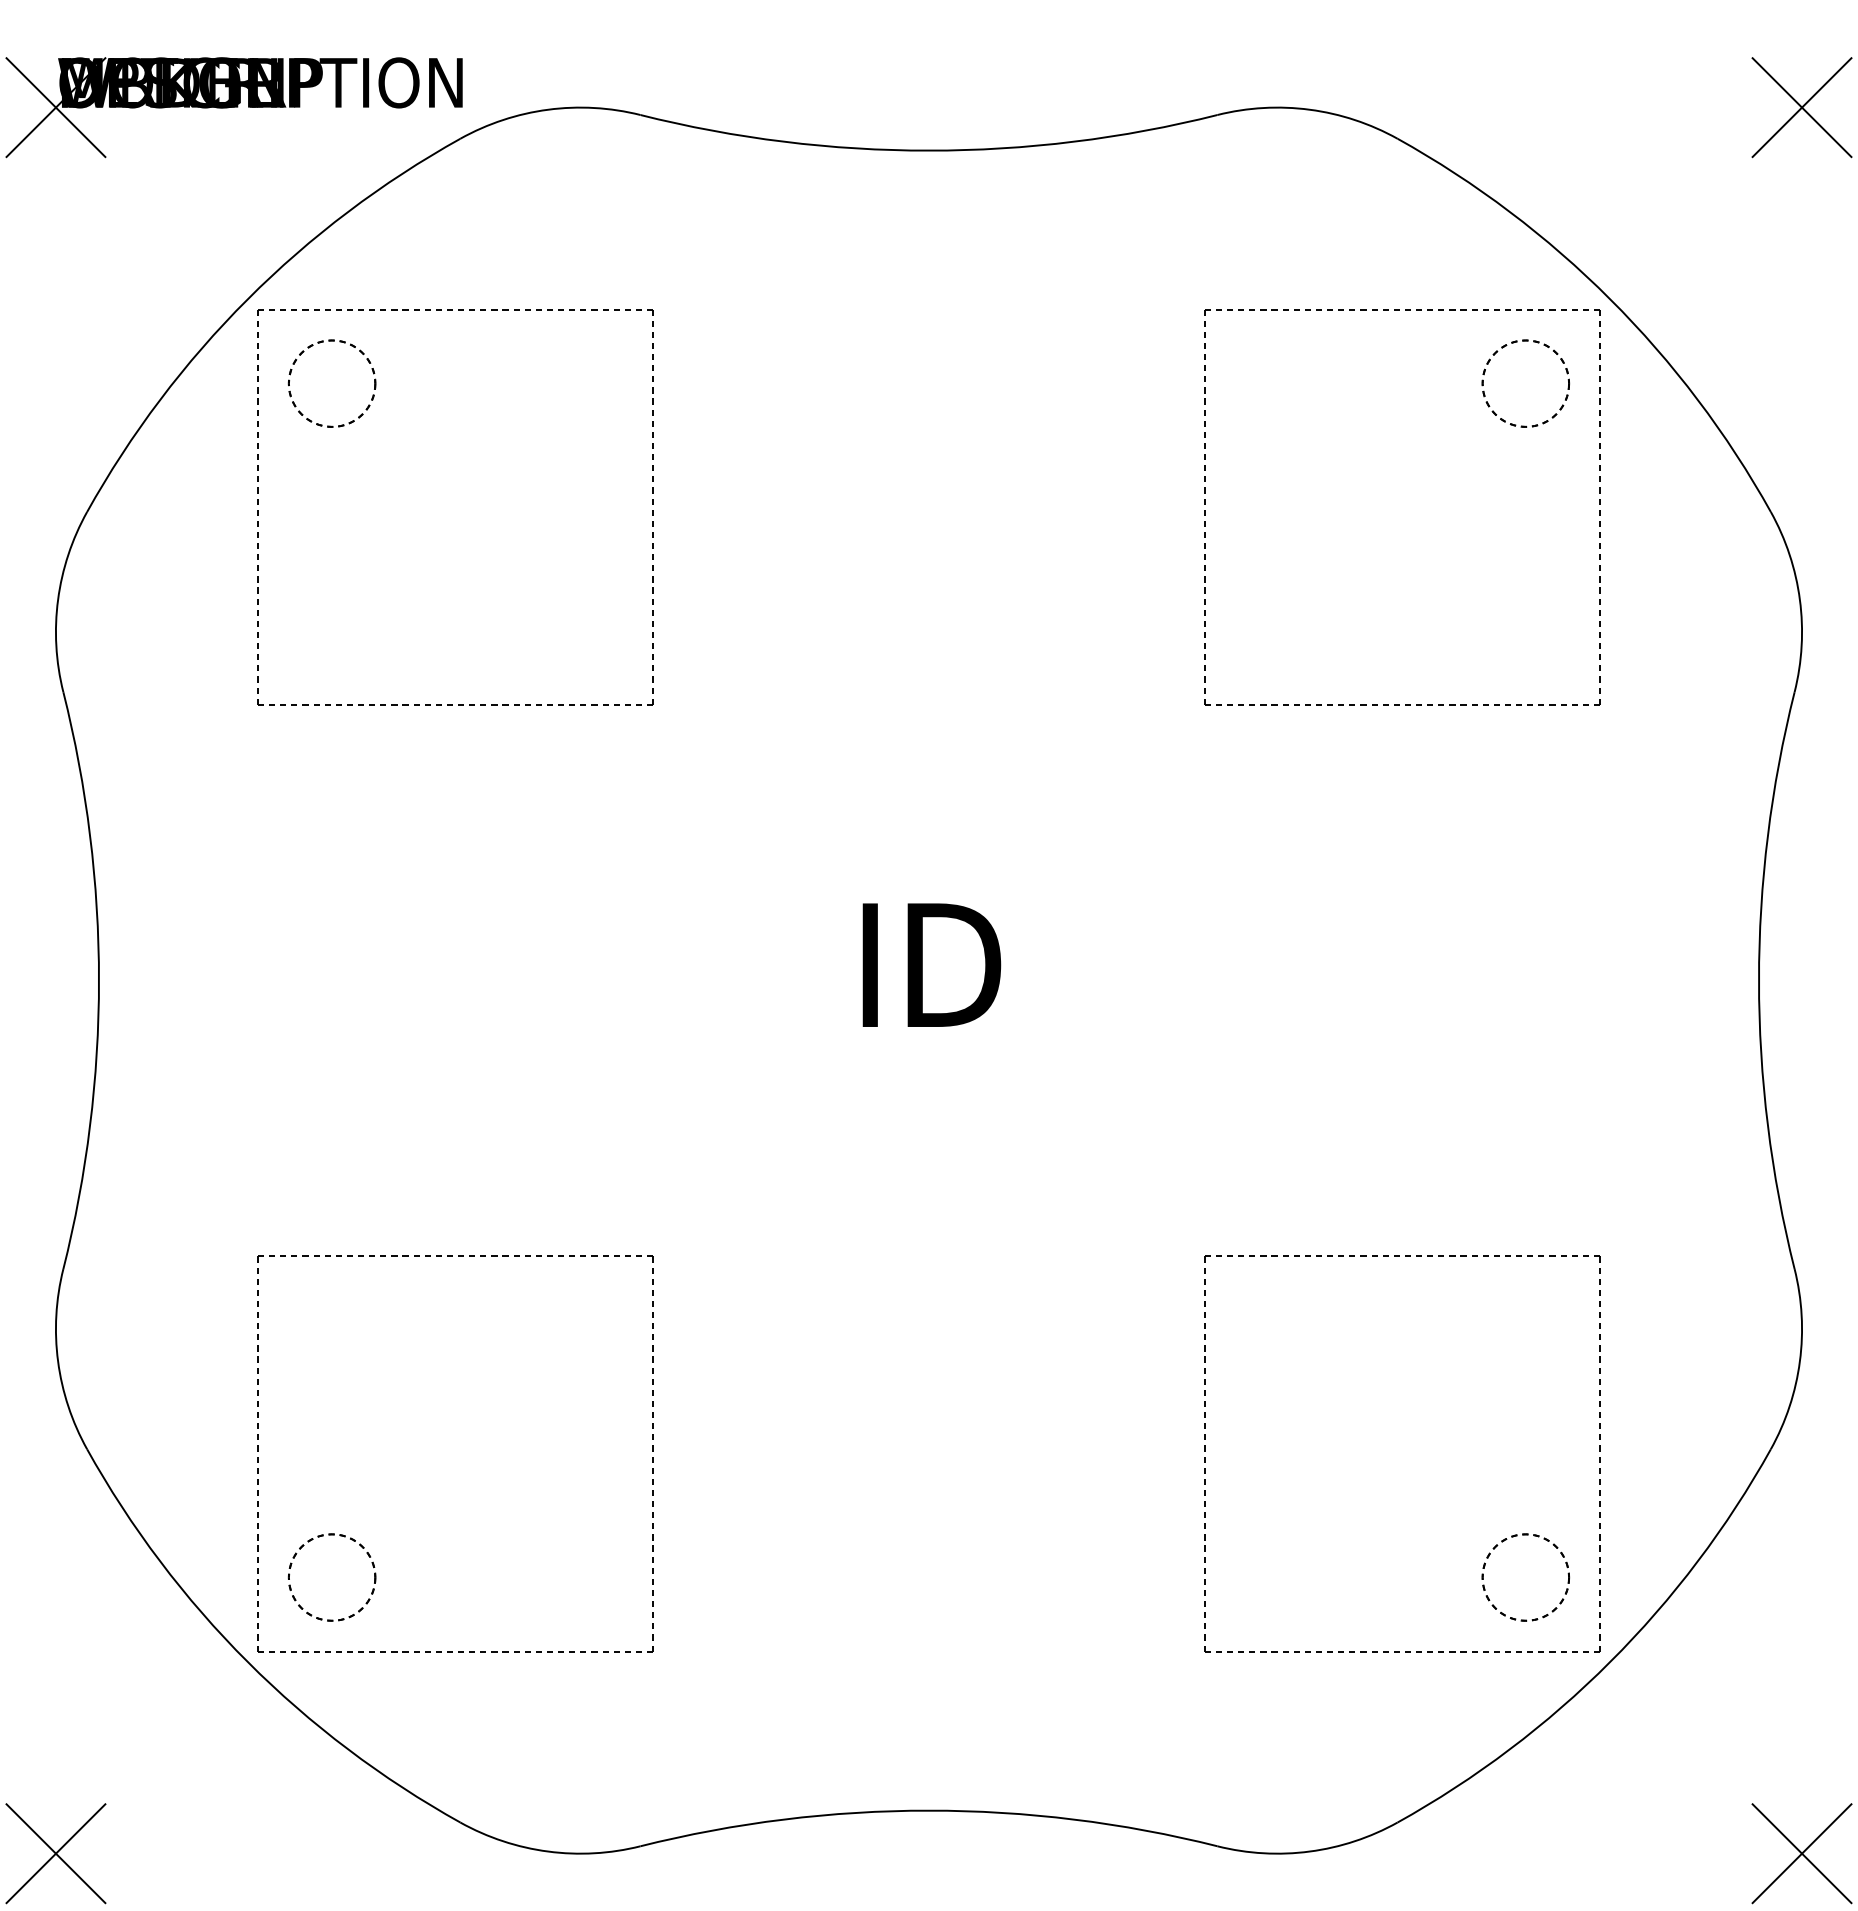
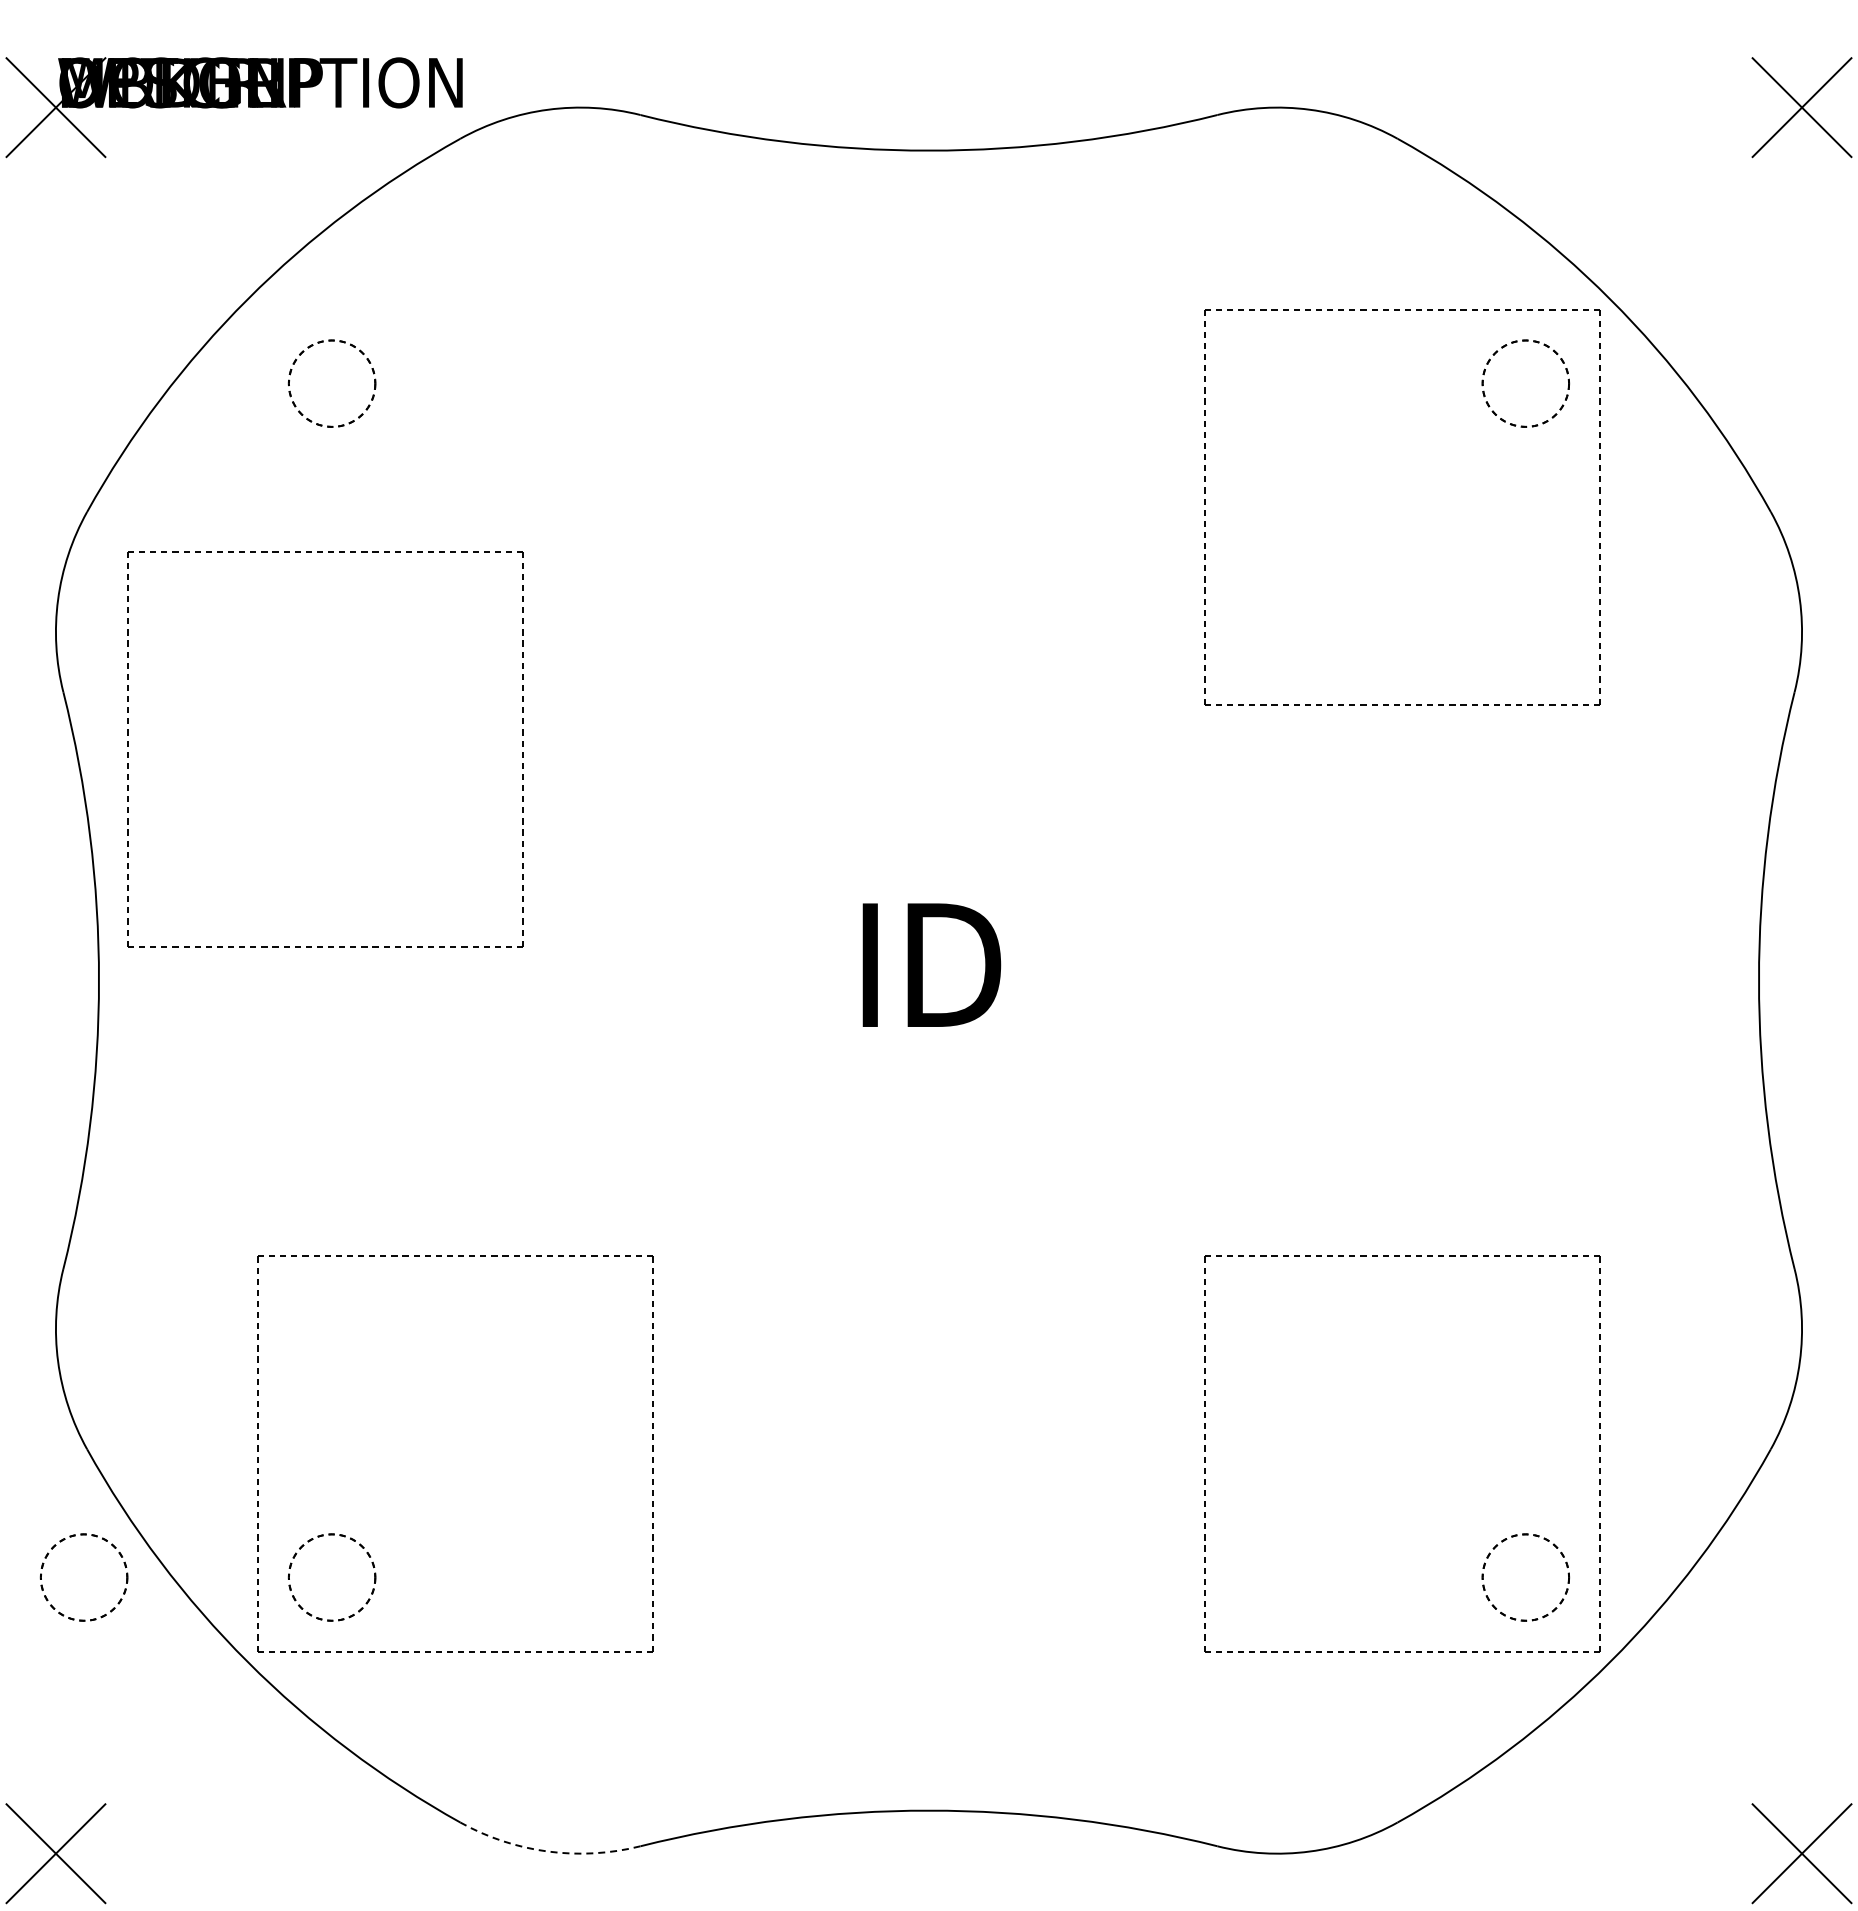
part position: (452, 310) -> (322, 552) (322, 552)
part: none -> present (43, 1567)
arc: solid -> dashed (548, 1851)
